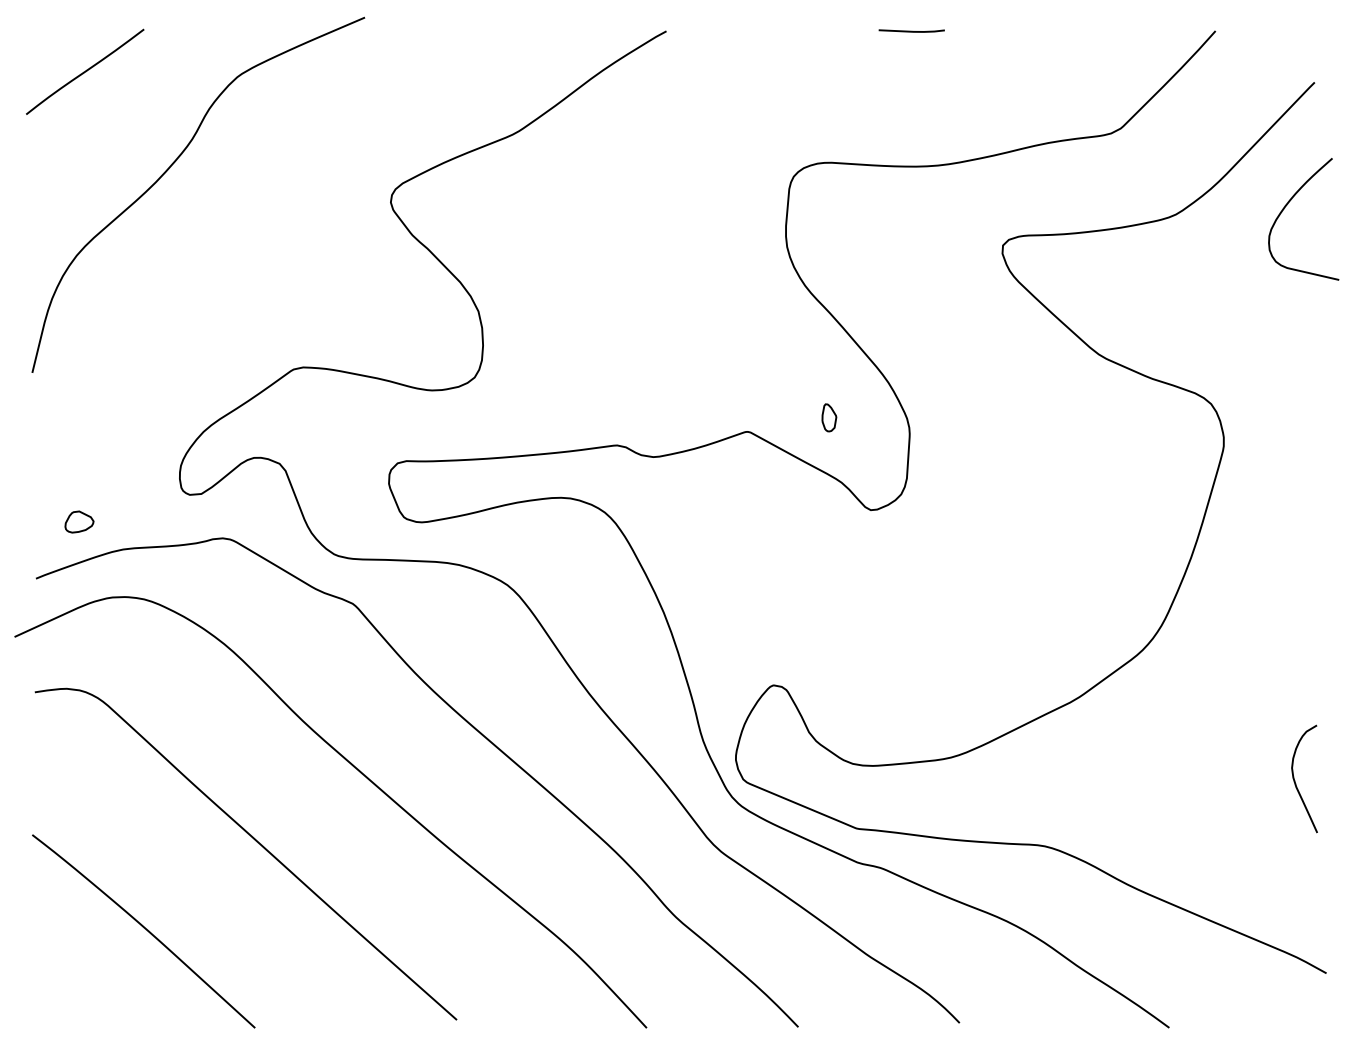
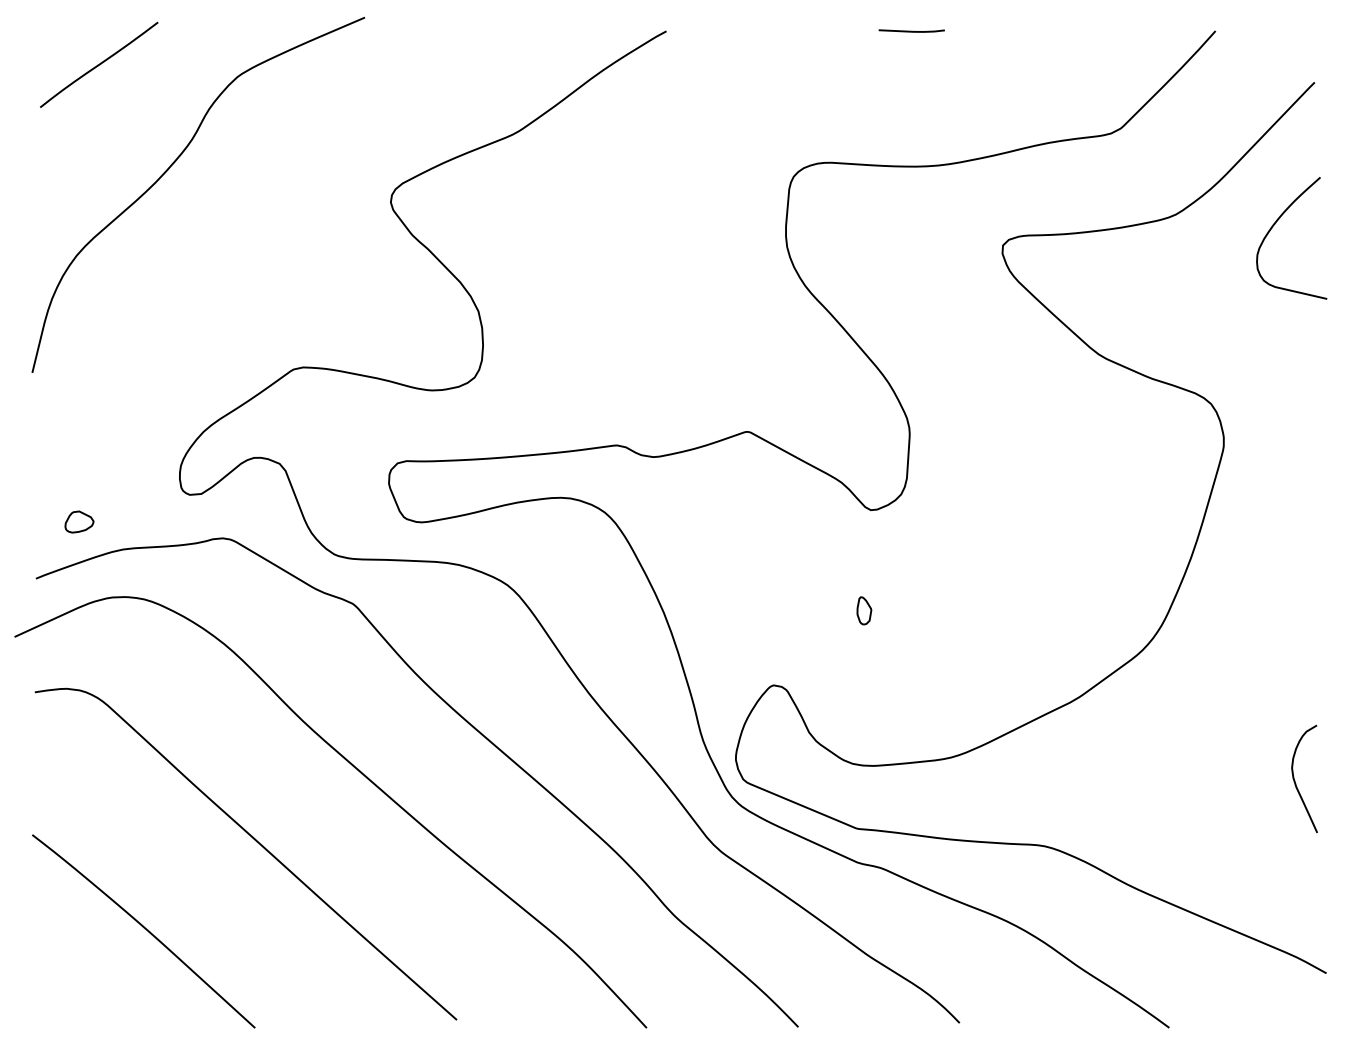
curve position: (85, 71) -> (99, 64) (99, 64)
curve position: (1287, 205) -> (1275, 224) (1275, 224)
part position: (829, 417) -> (864, 610) (864, 610)
